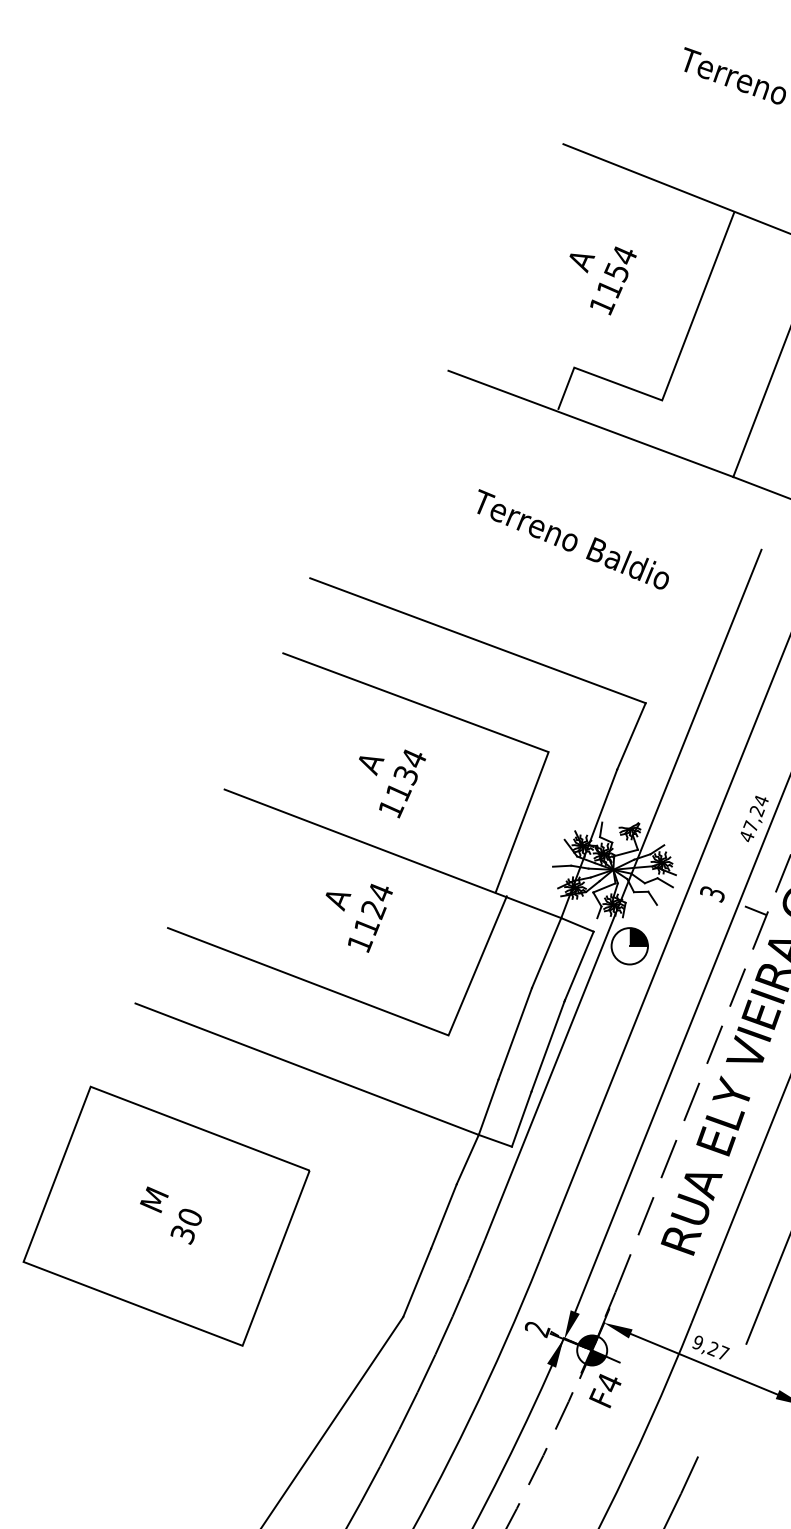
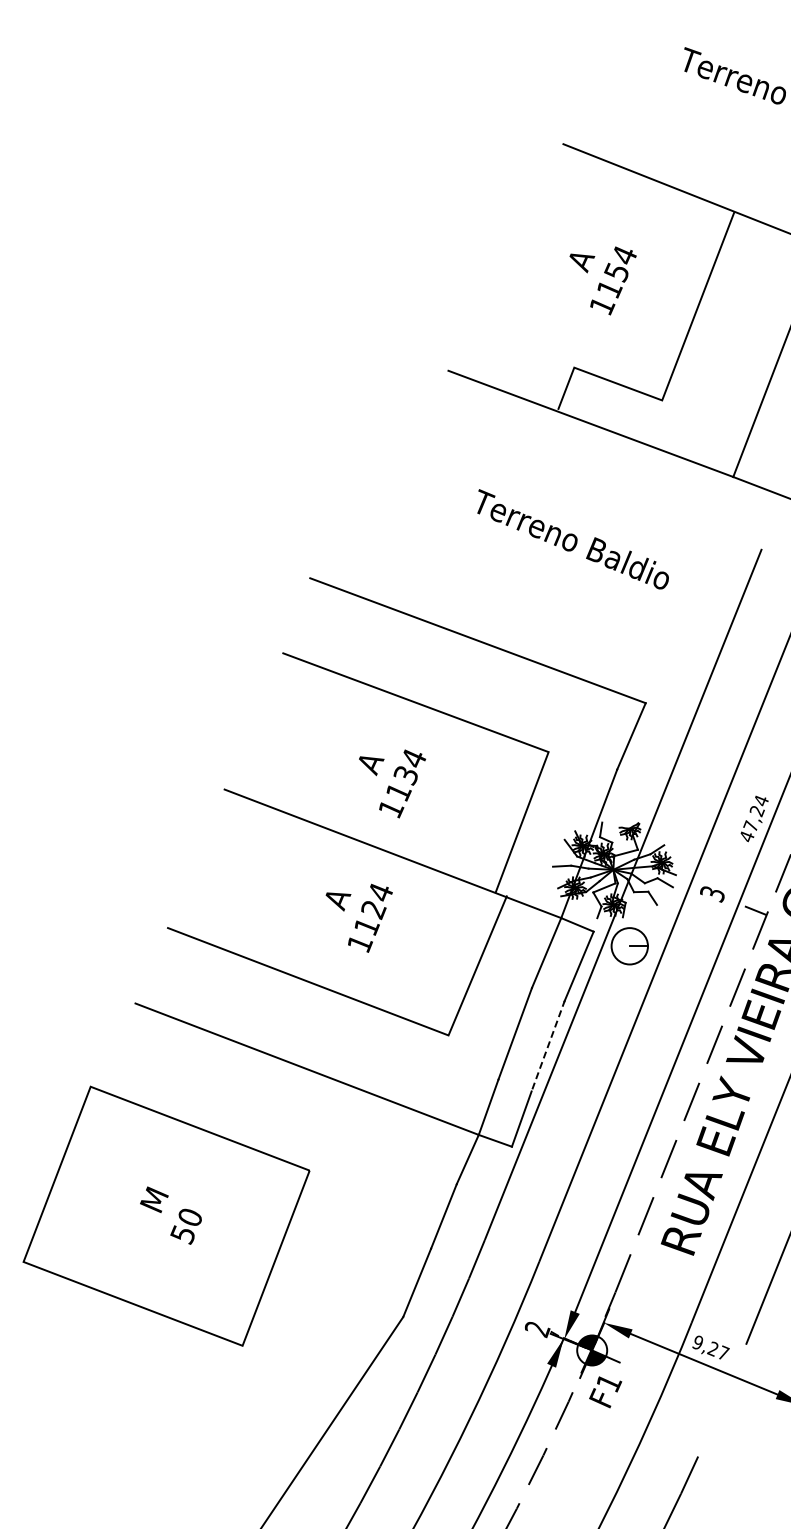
fill: present -> none (638, 937)
line: solid -> dashed (548, 1045)
text: 30 -> 50 (182, 1234)
text: F4 -> F1 (609, 1383)
